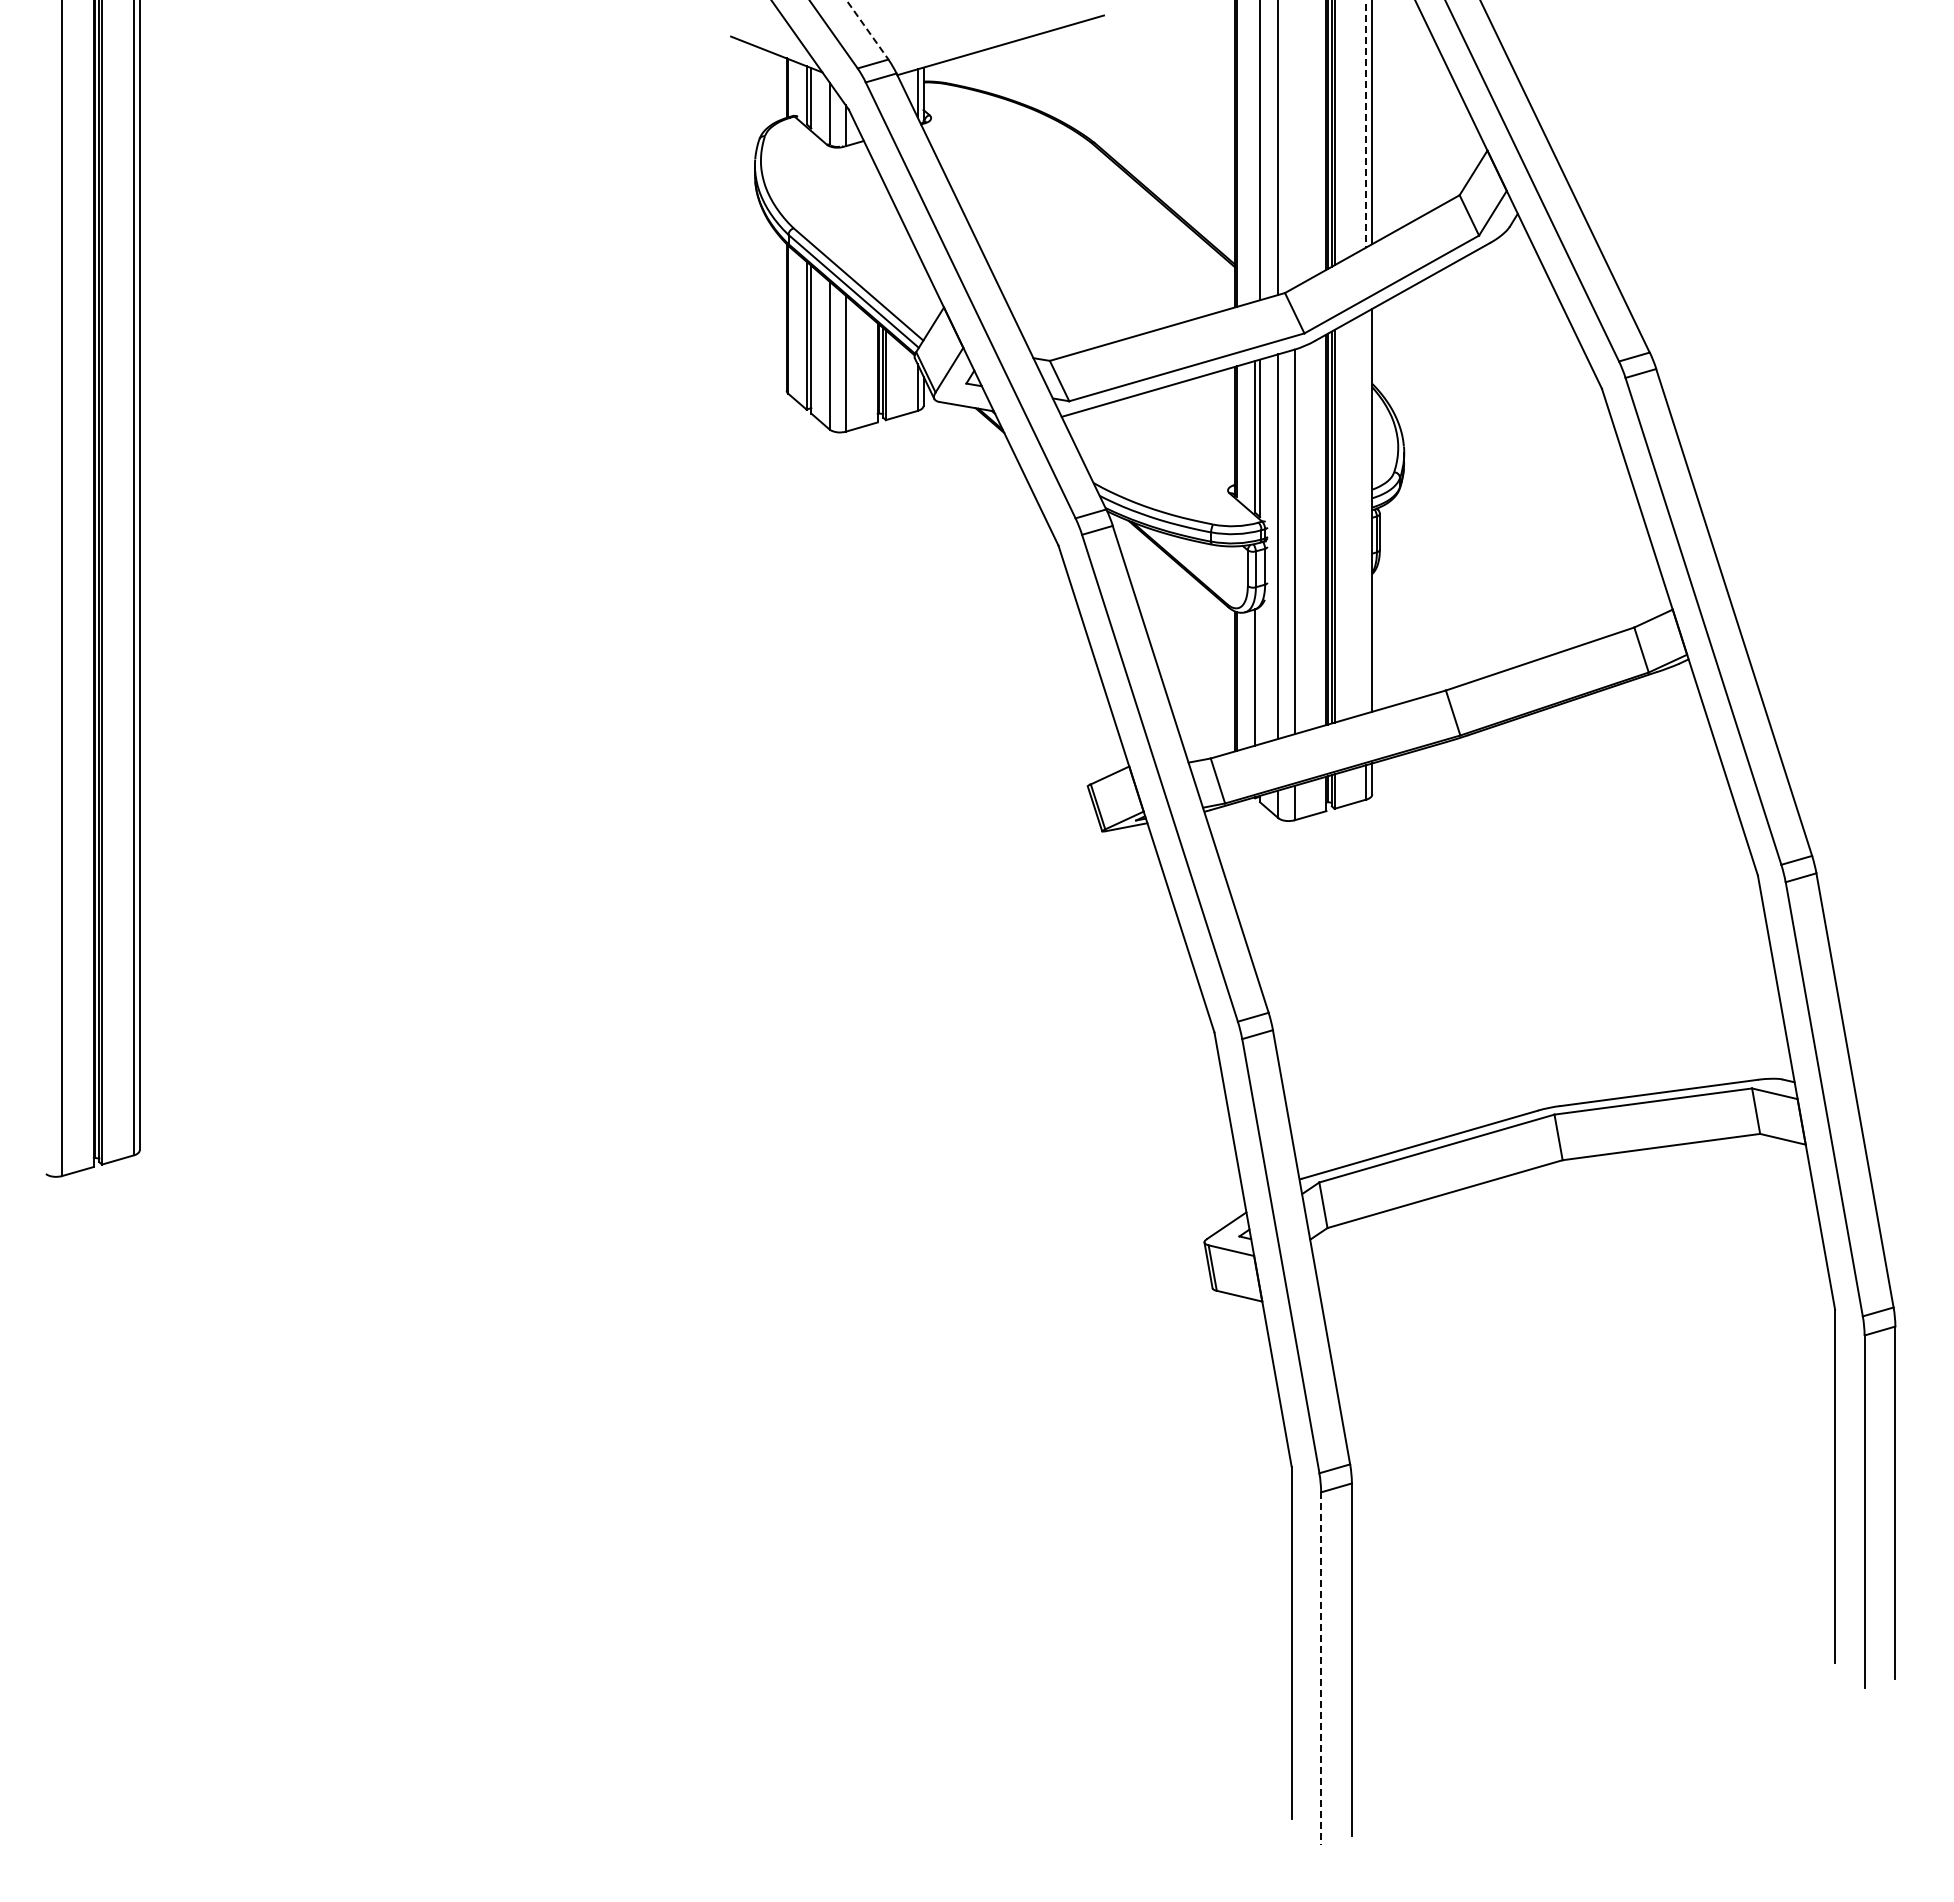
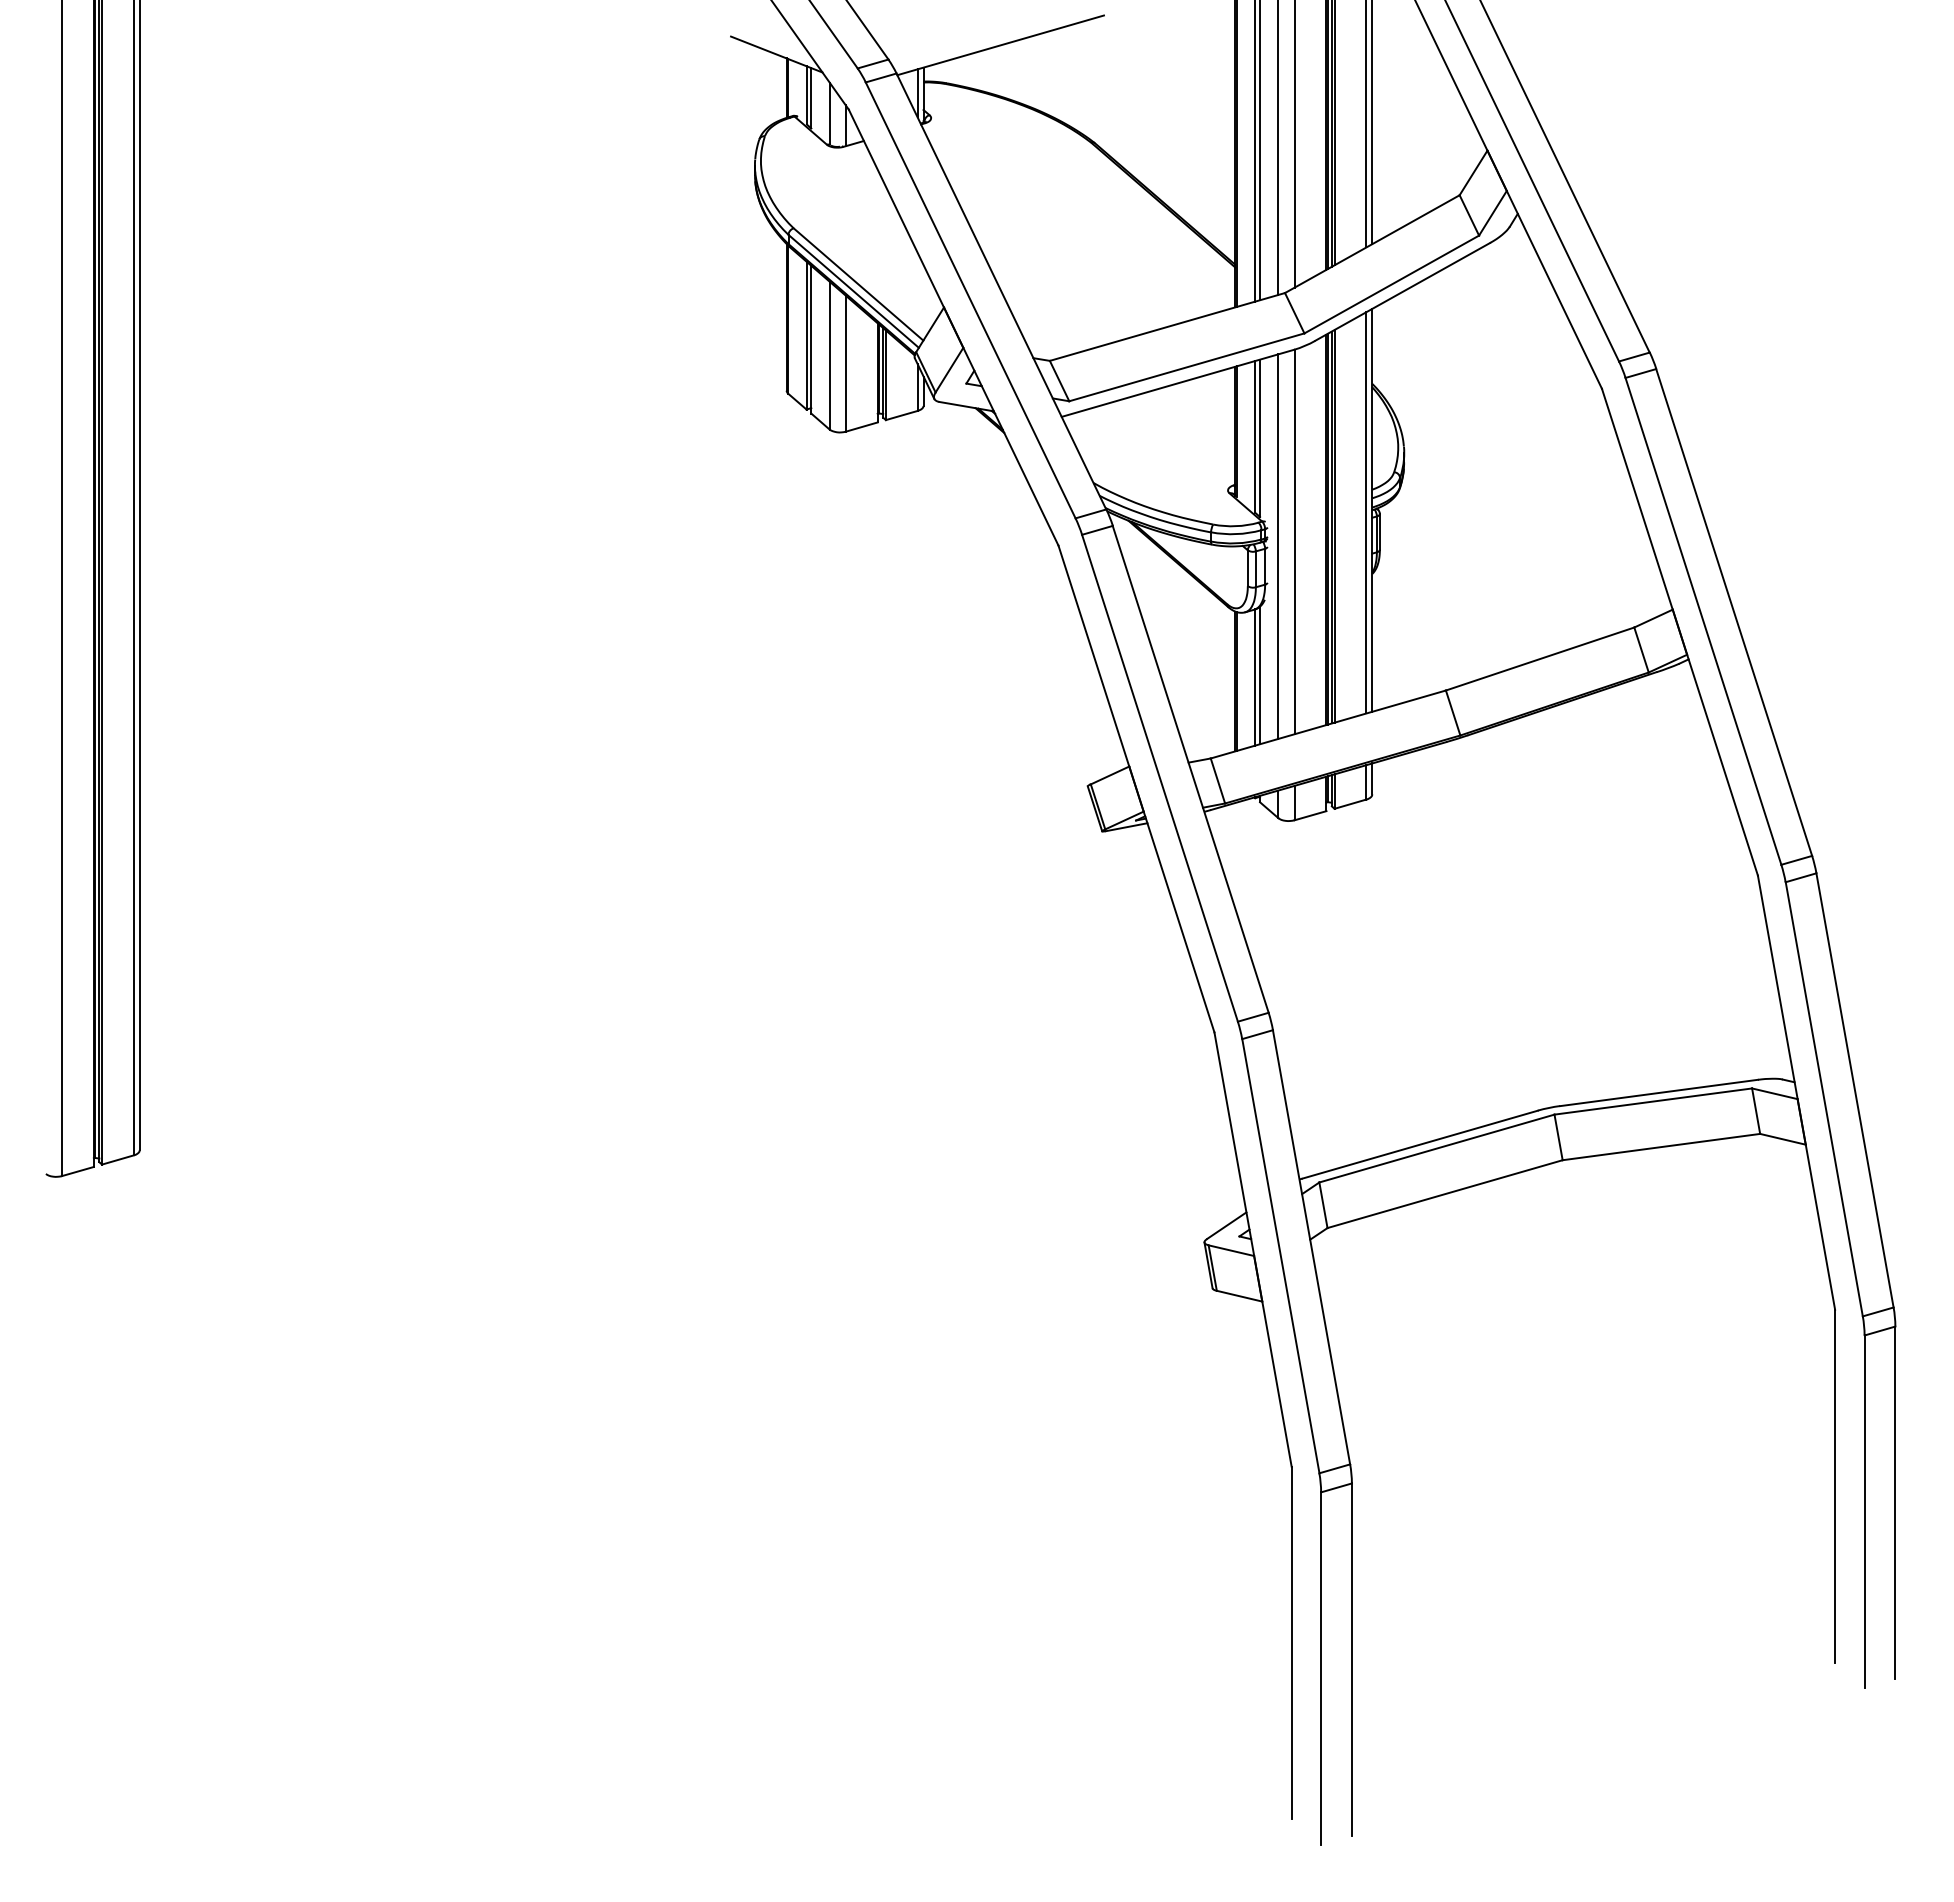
line: dashed -> solid (867, 30)
line: dashed -> solid (1366, 123)
line: none -> present (1294, 144)
line: none -> present (1255, 151)
line: none -> present (1366, 512)
line: none -> present (1260, 675)
line: dashed -> solid (1321, 1669)
